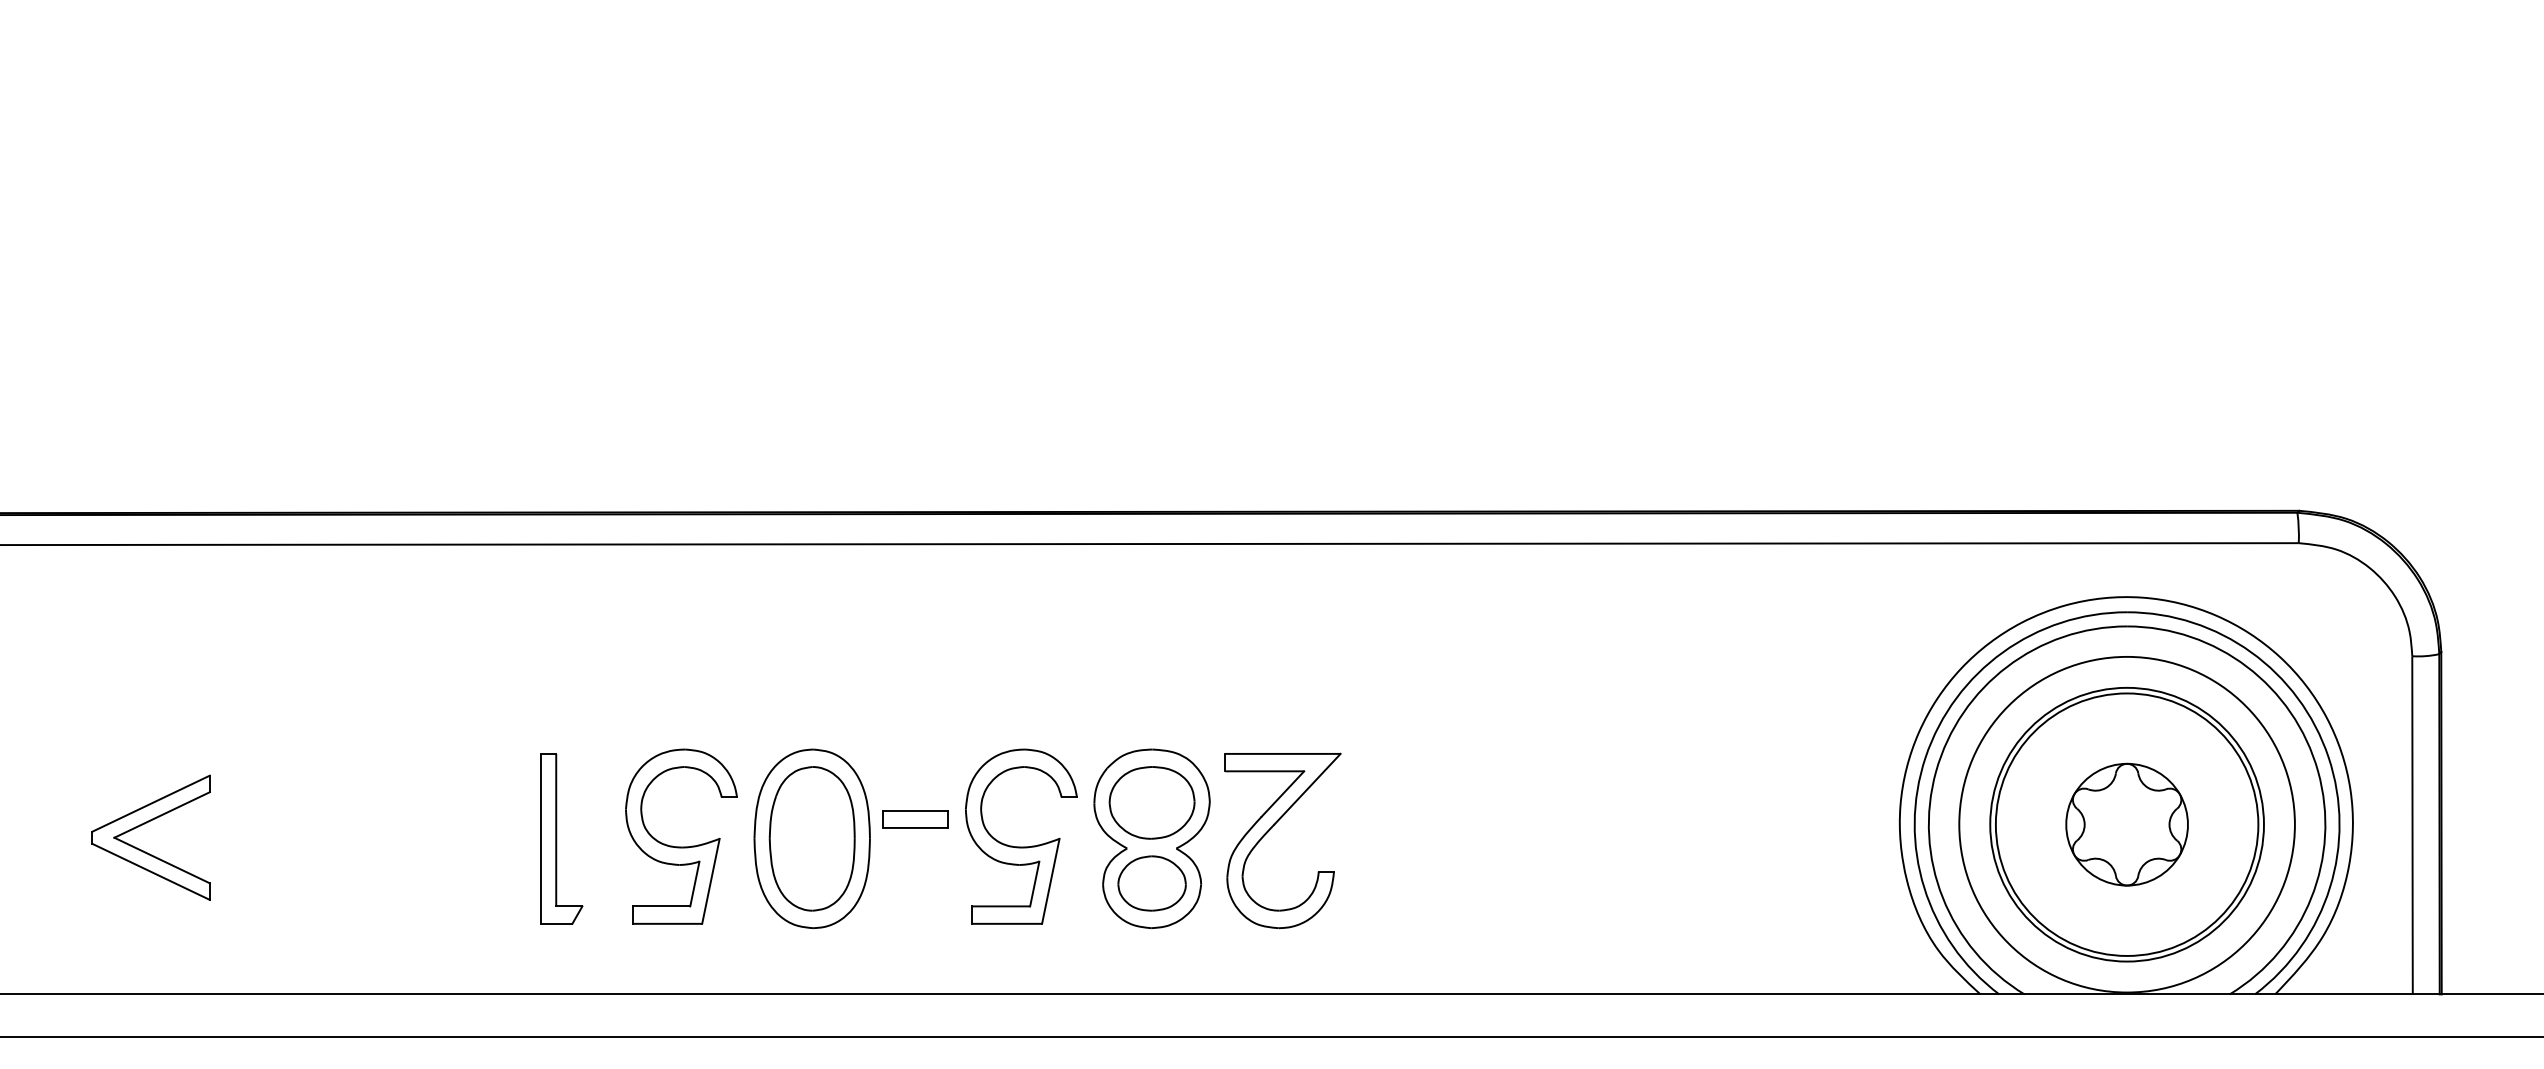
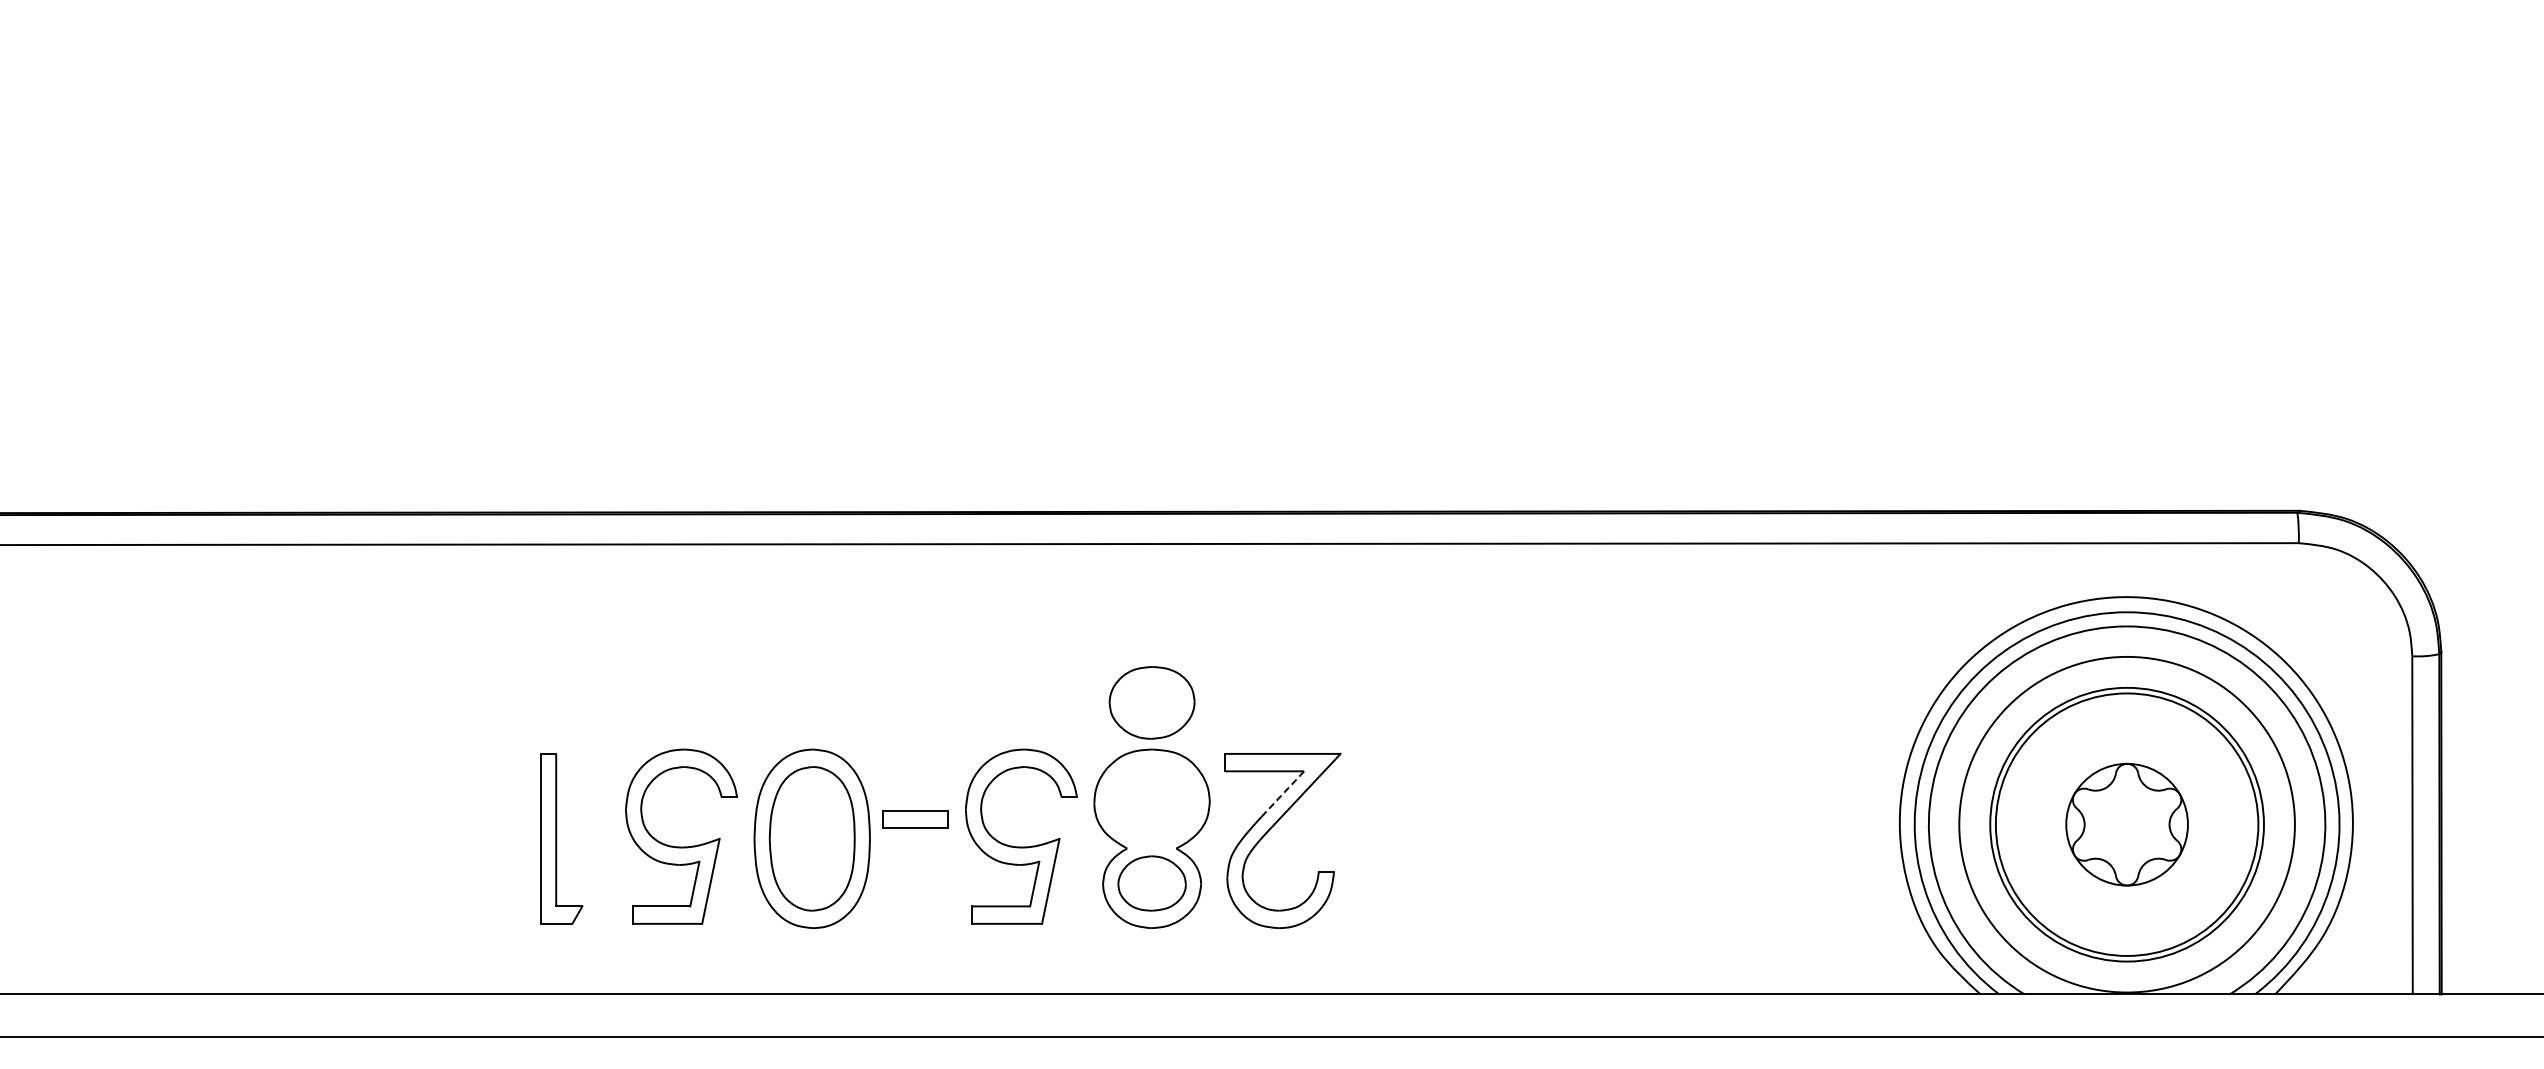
line: solid -> dashed (1283, 793)
part position: (1151, 802) -> (1151, 702) (1151, 702)
part: present -> none (144, 824)
